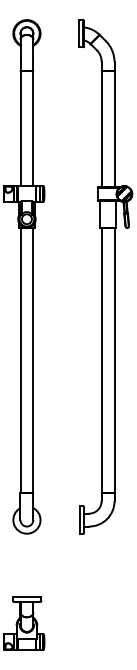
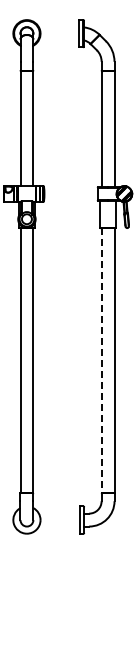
line: solid -> dashed (101, 361)
part: present -> none (24, 623)
